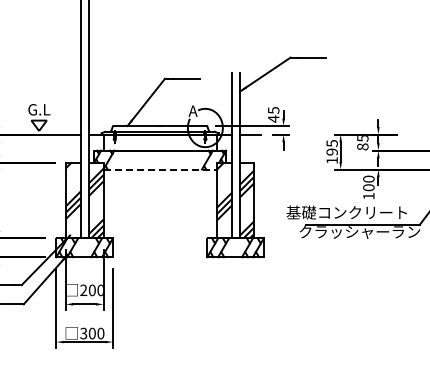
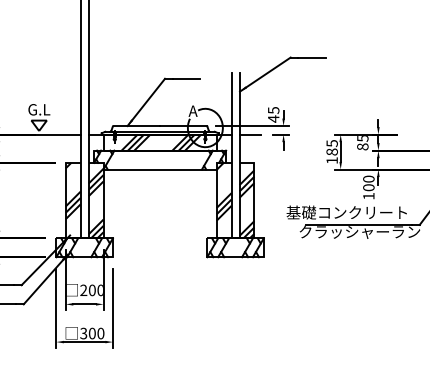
hatch: none -> present (161, 142)
text: 195 -> 185 (331, 151)
line: dashed -> solid (160, 169)
